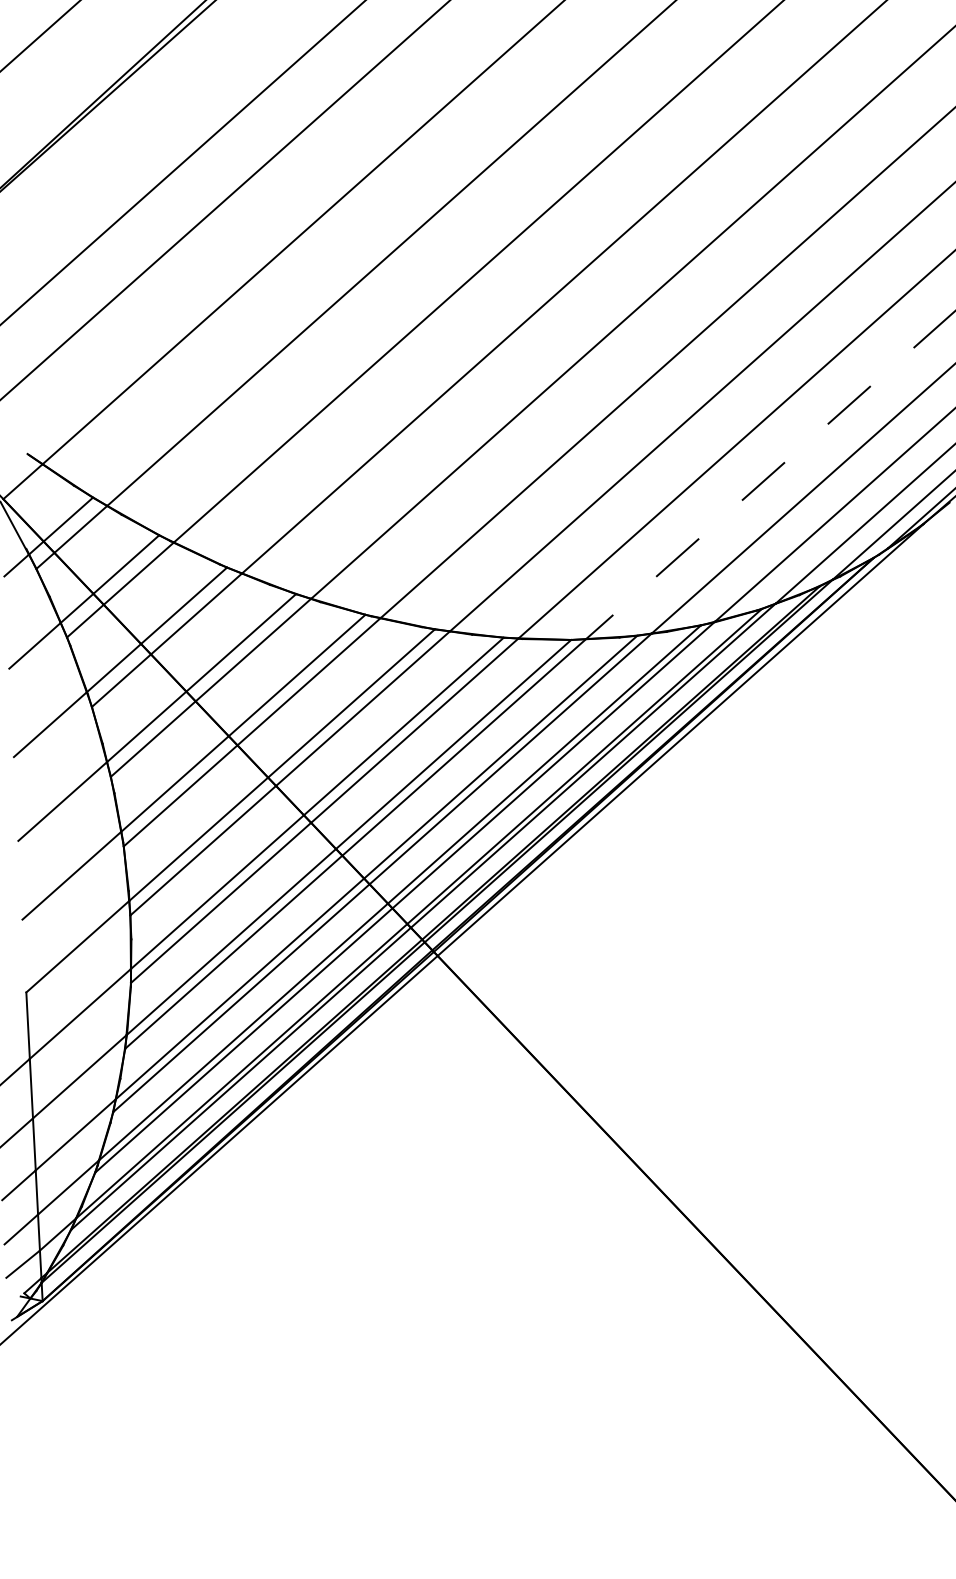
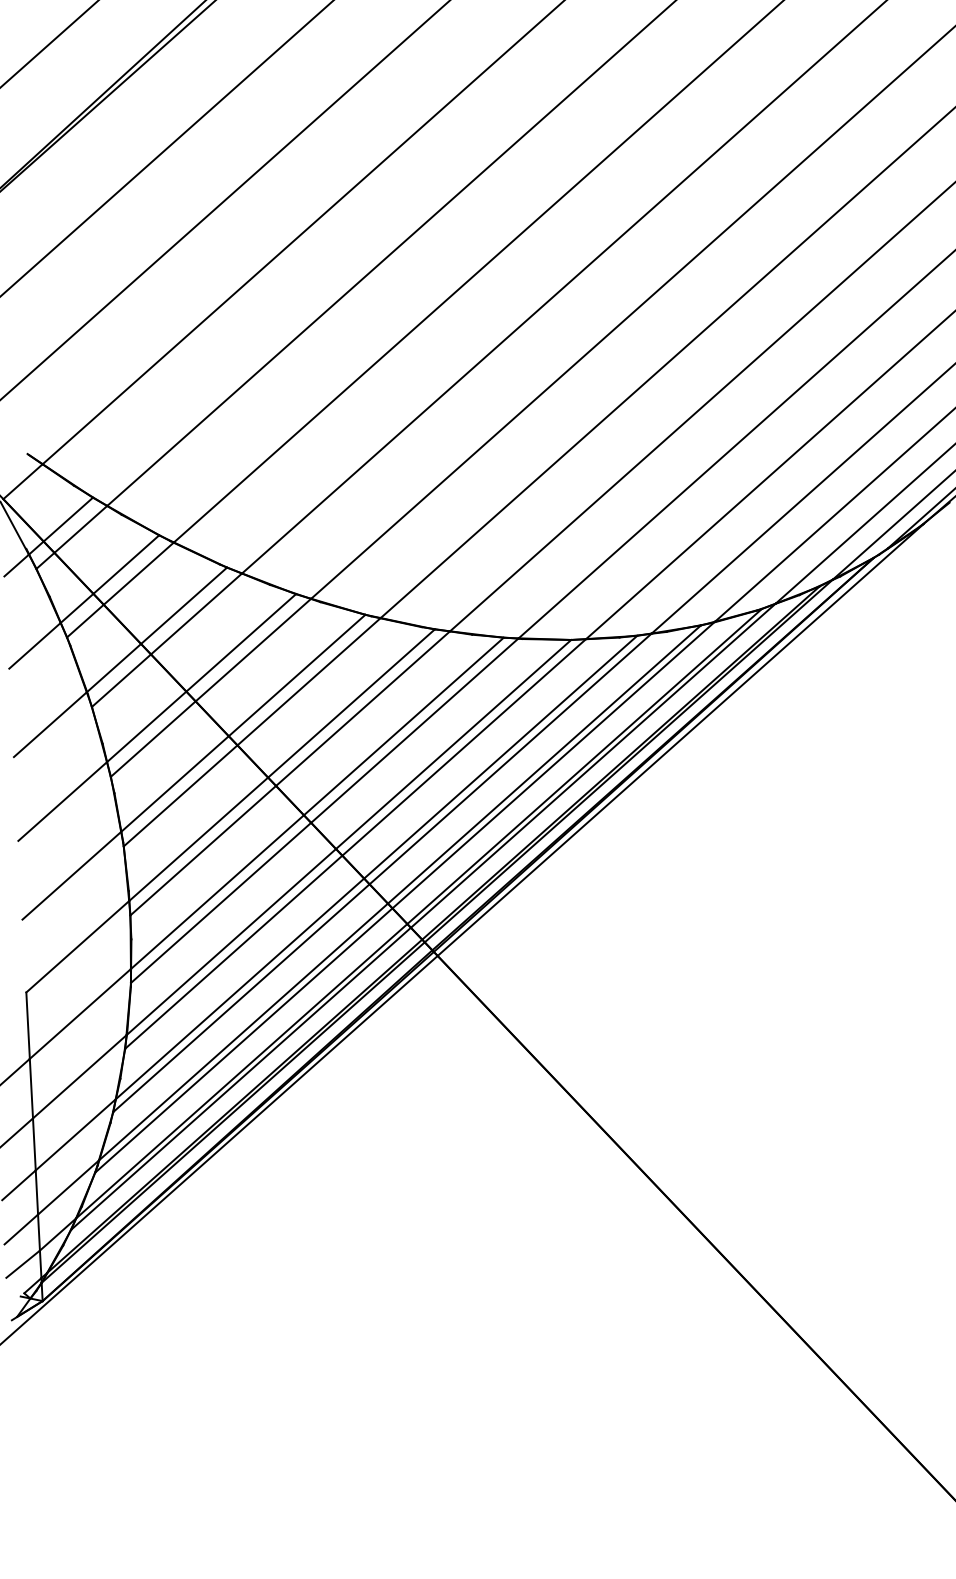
line position: (40, 35) -> (49, 43) (49, 43)
line position: (182, 162) -> (166, 148) (166, 148)
line: dashed -> solid (770, 475)
